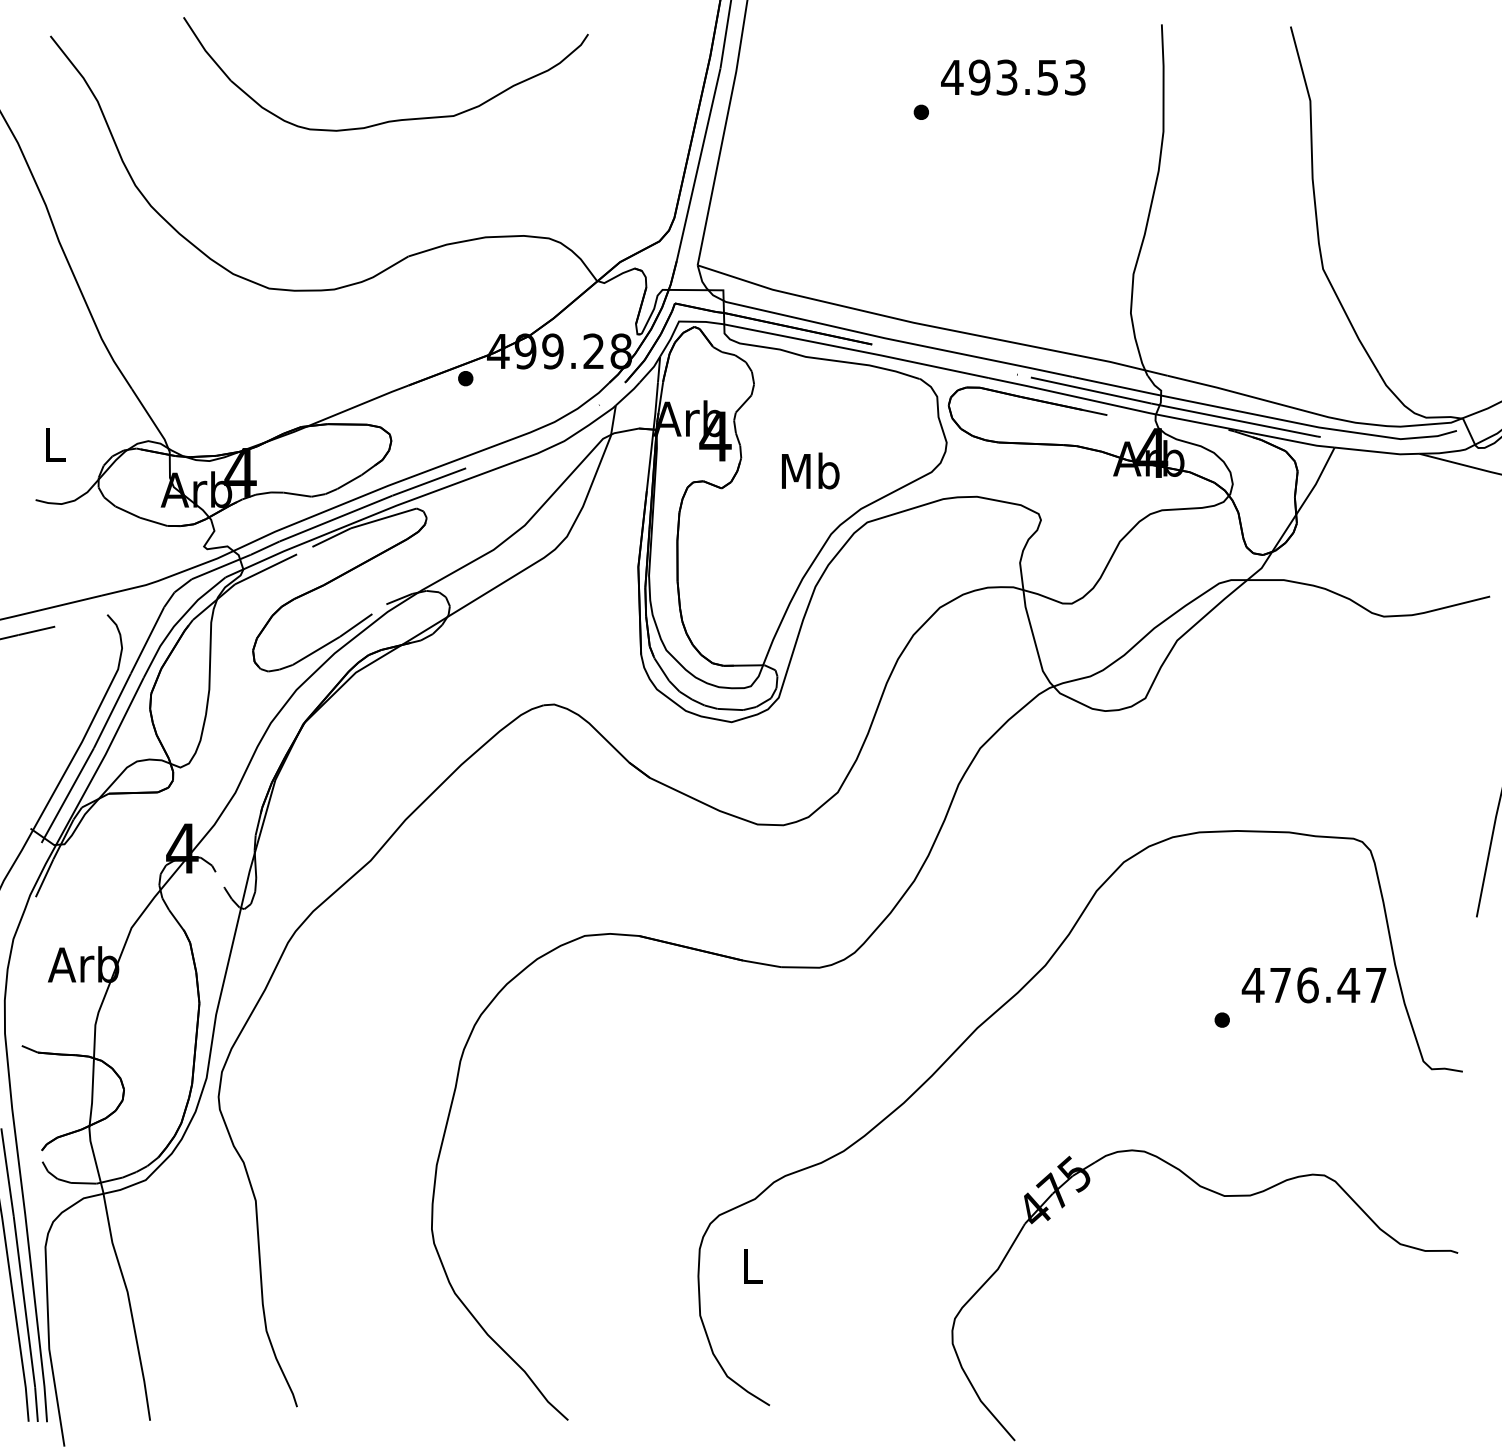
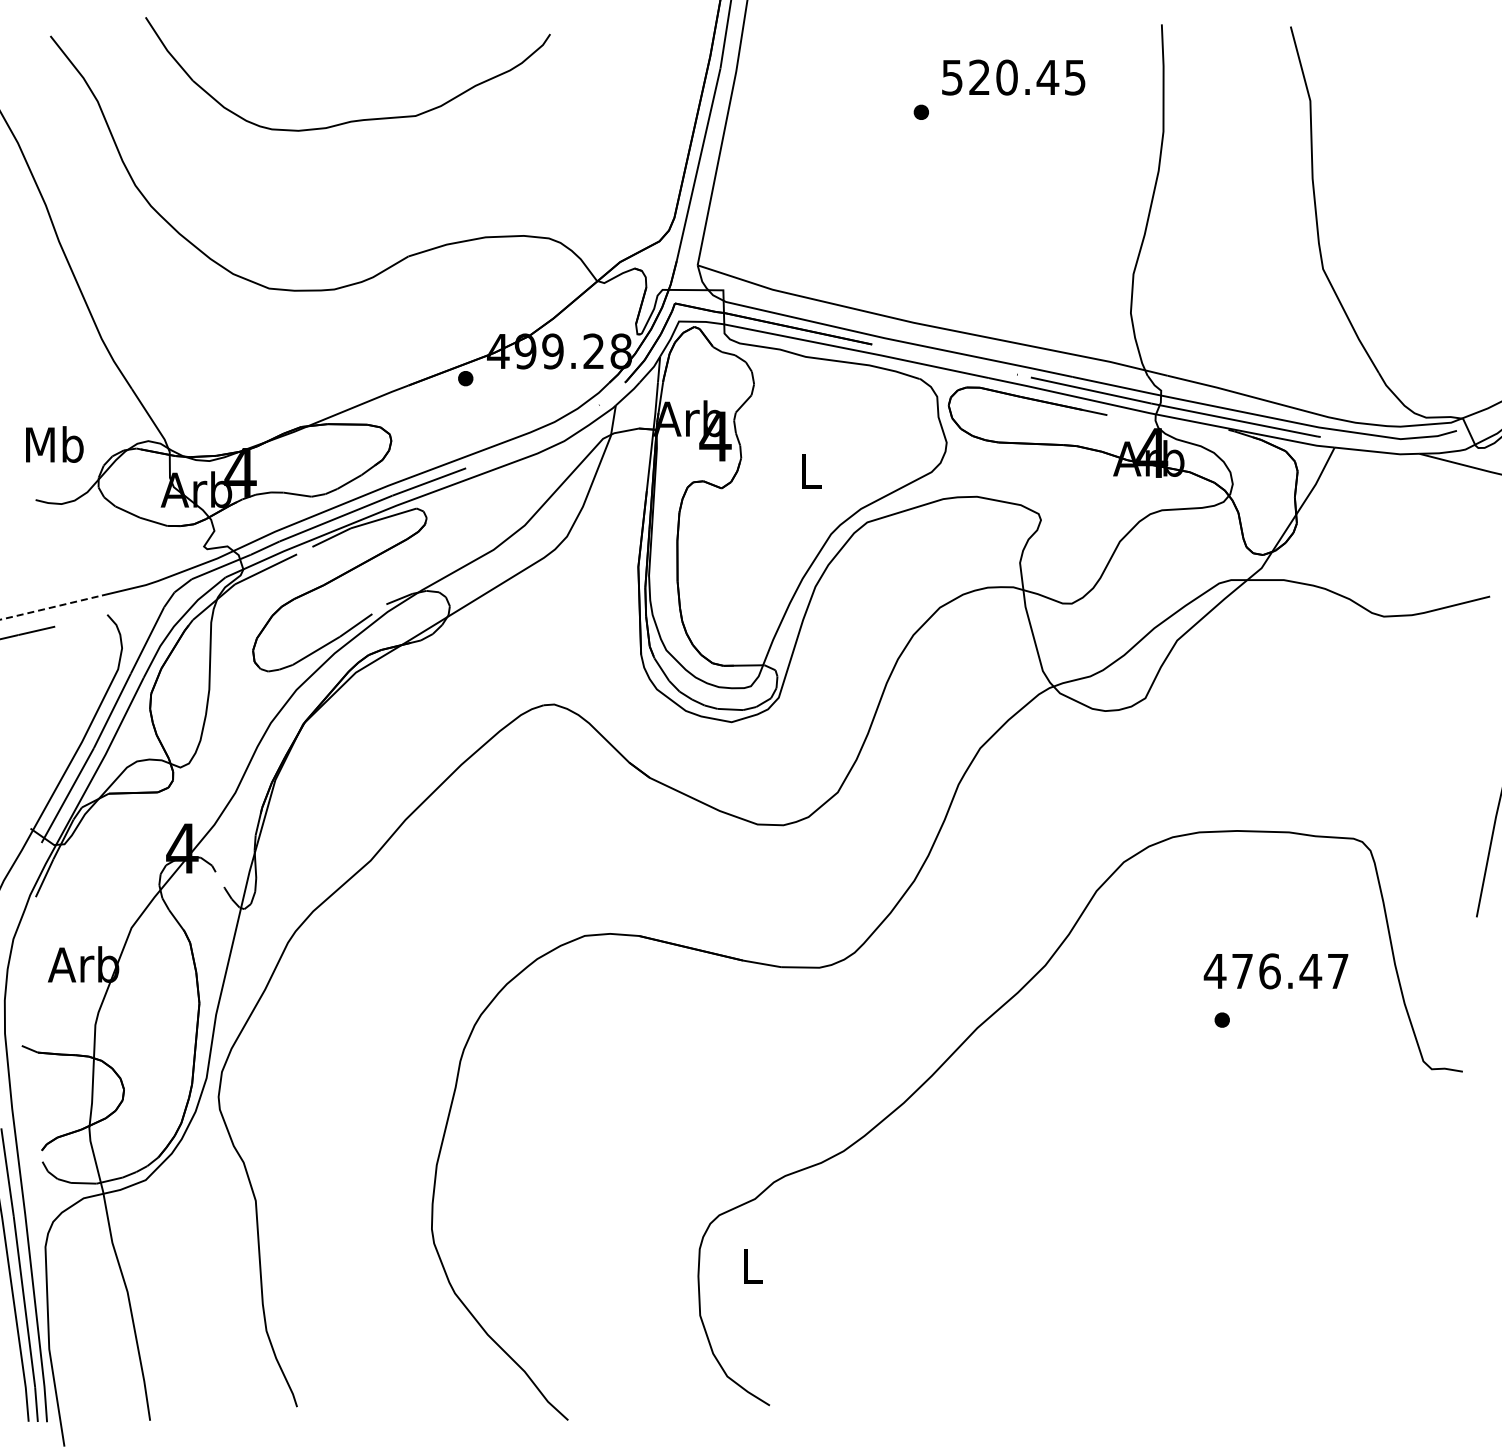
text: 493.53 -> 520.45 (1013, 77)
part position: (388, 120) -> (350, 120) (350, 120)
text: L -> Mb (54, 444)
text: Mb -> L (810, 470)
line: solid -> dashed (50, 607)
text position: (1313, 985) -> (1275, 971) (1275, 971)
part: present -> none (1222, 1196)
